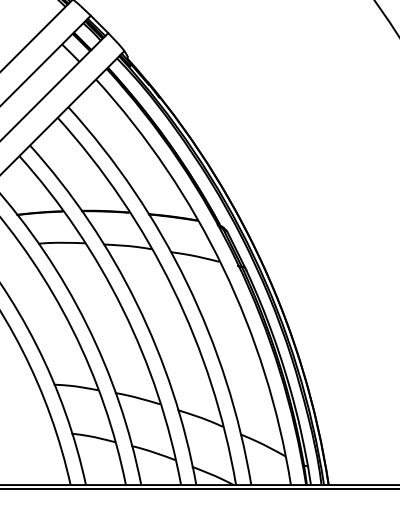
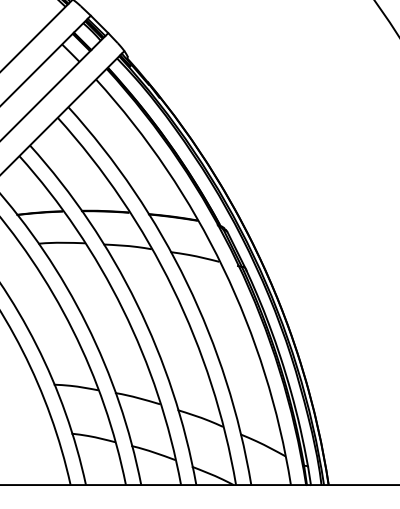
line: present -> none (199, 489)
